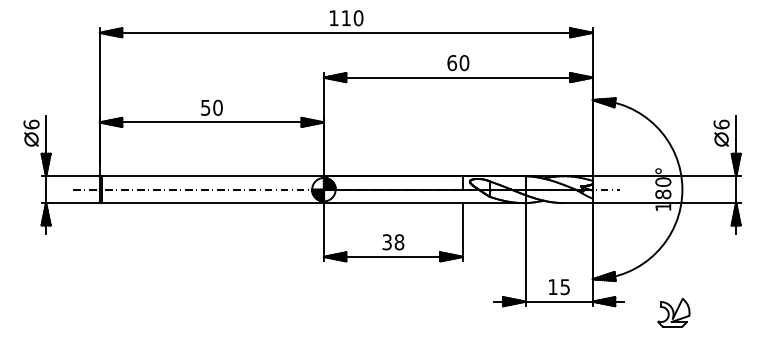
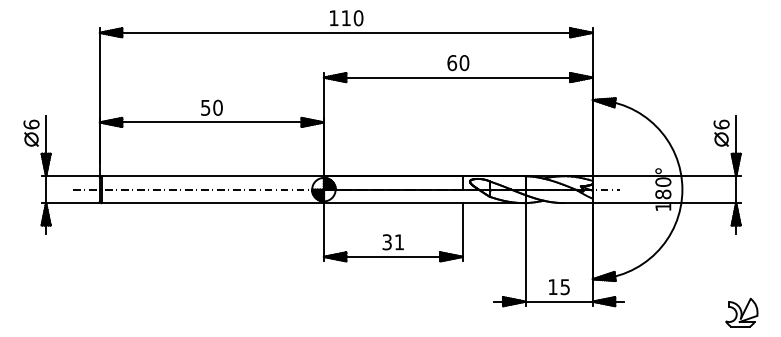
text: 38 -> 31 (399, 242)
part position: (673, 312) -> (741, 312) (741, 312)
